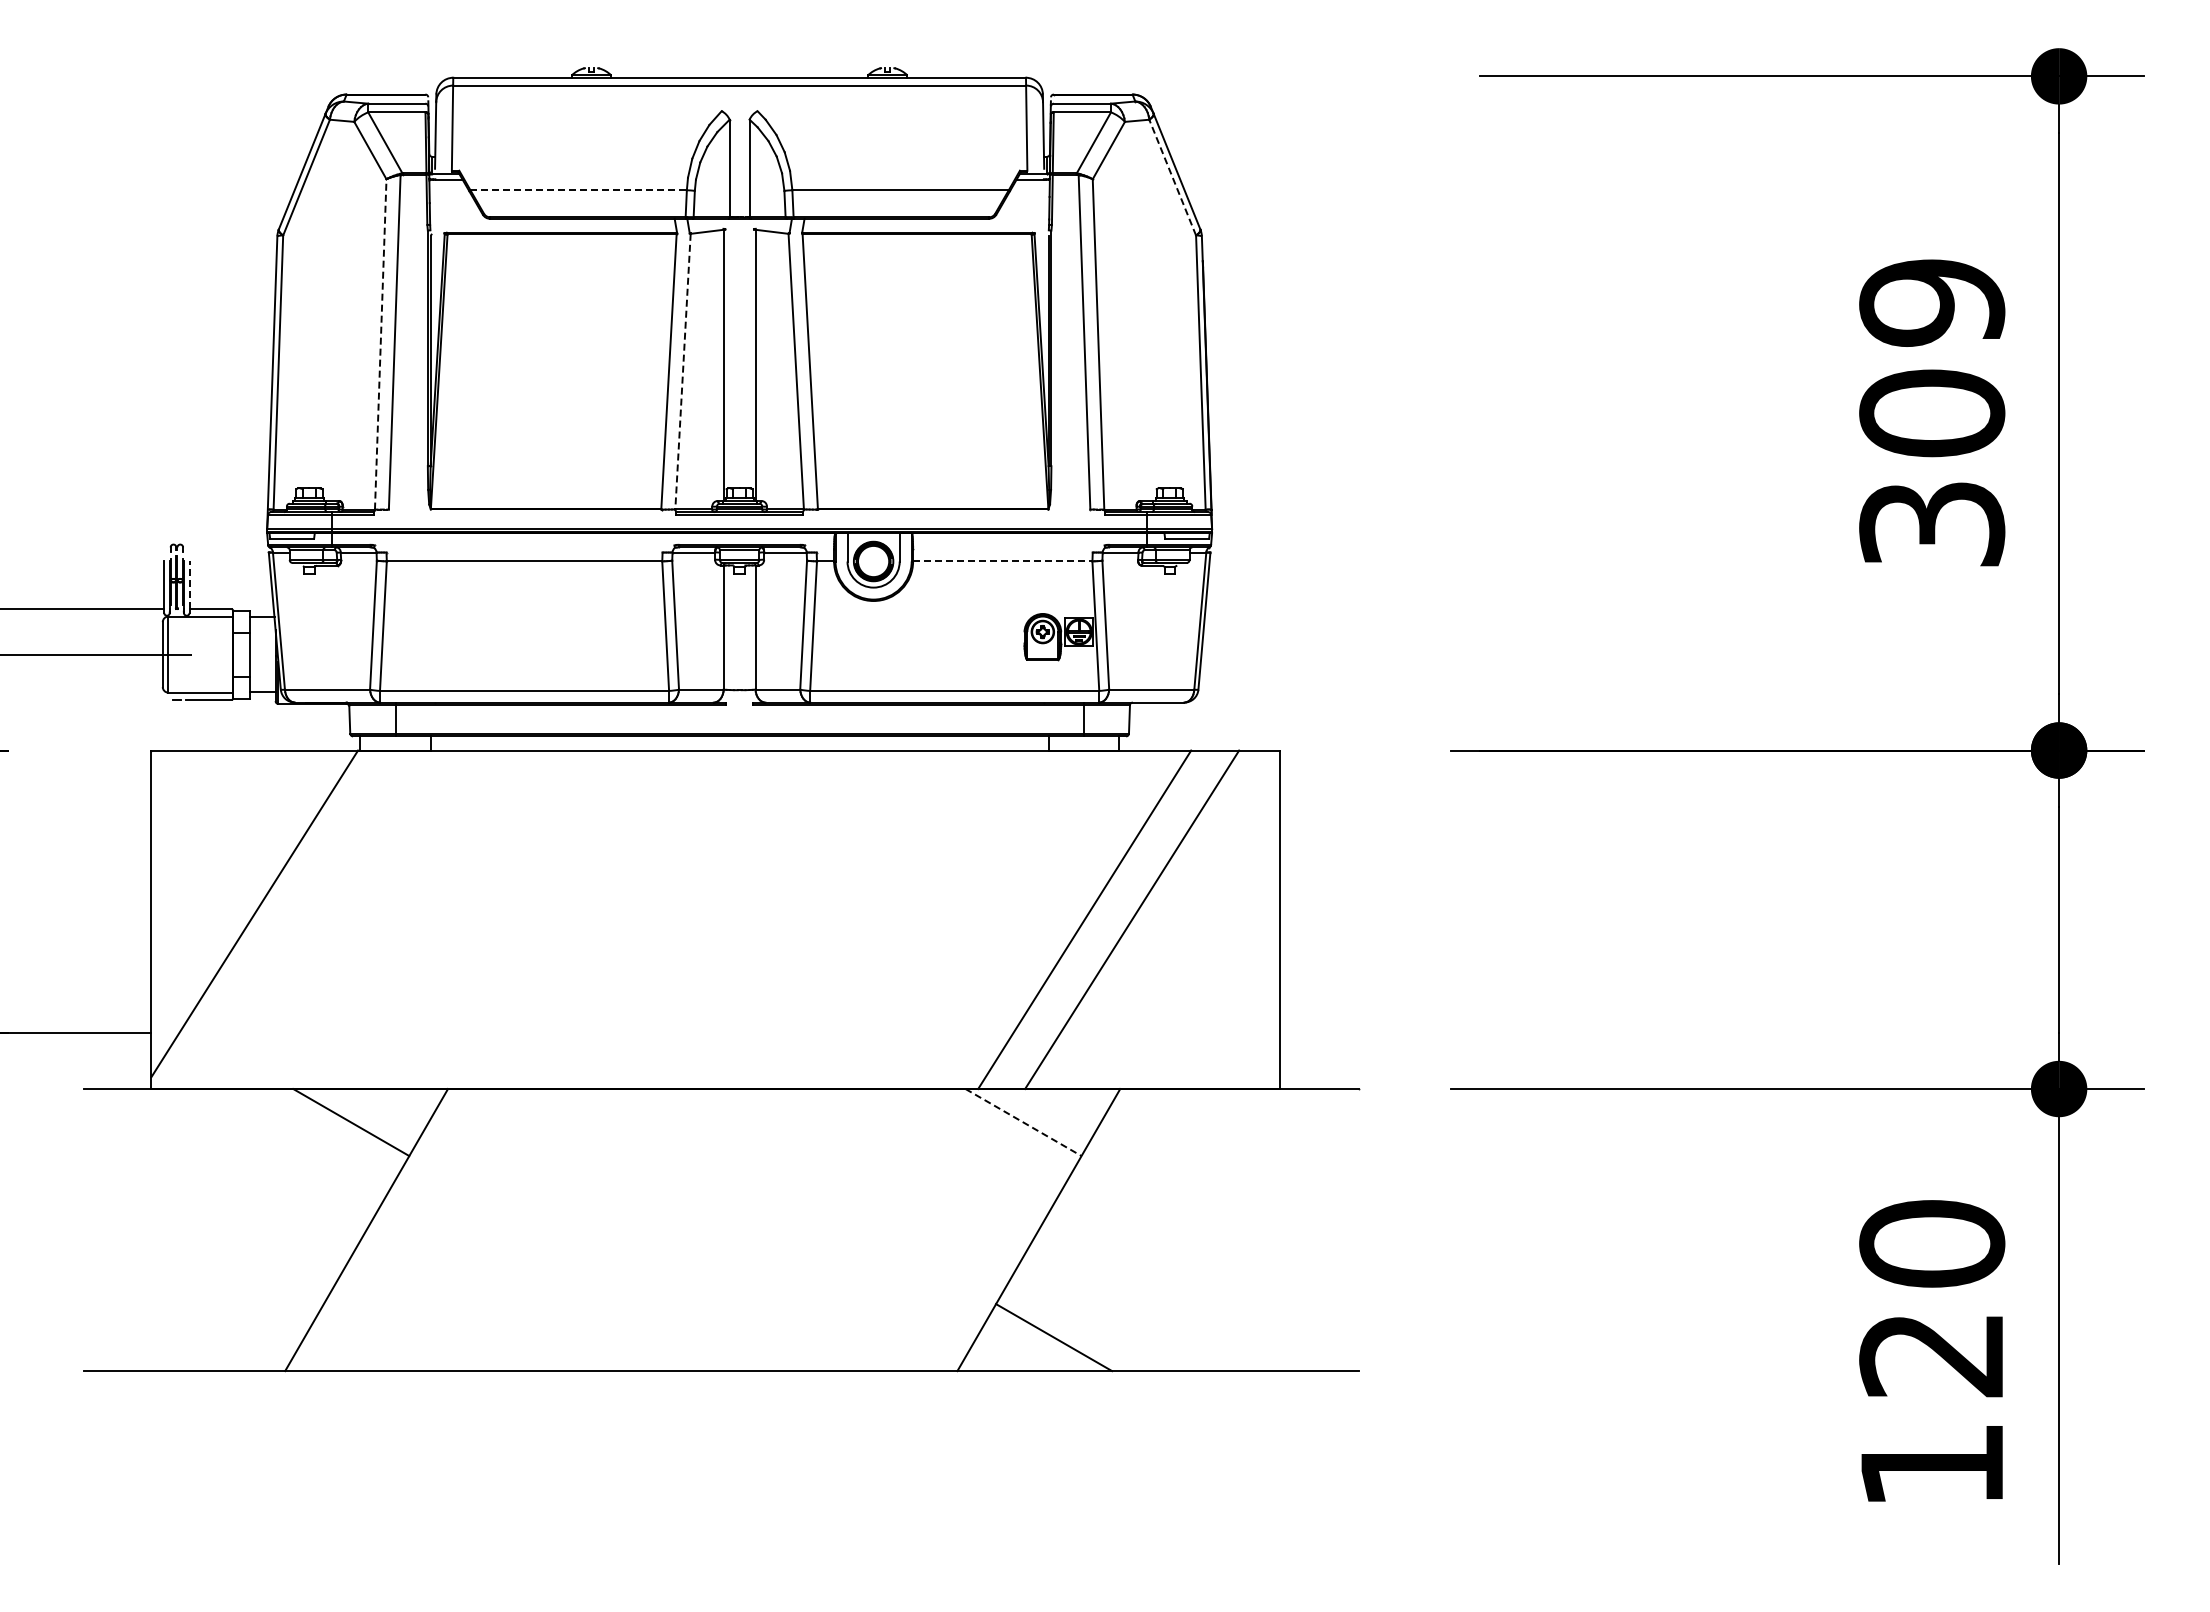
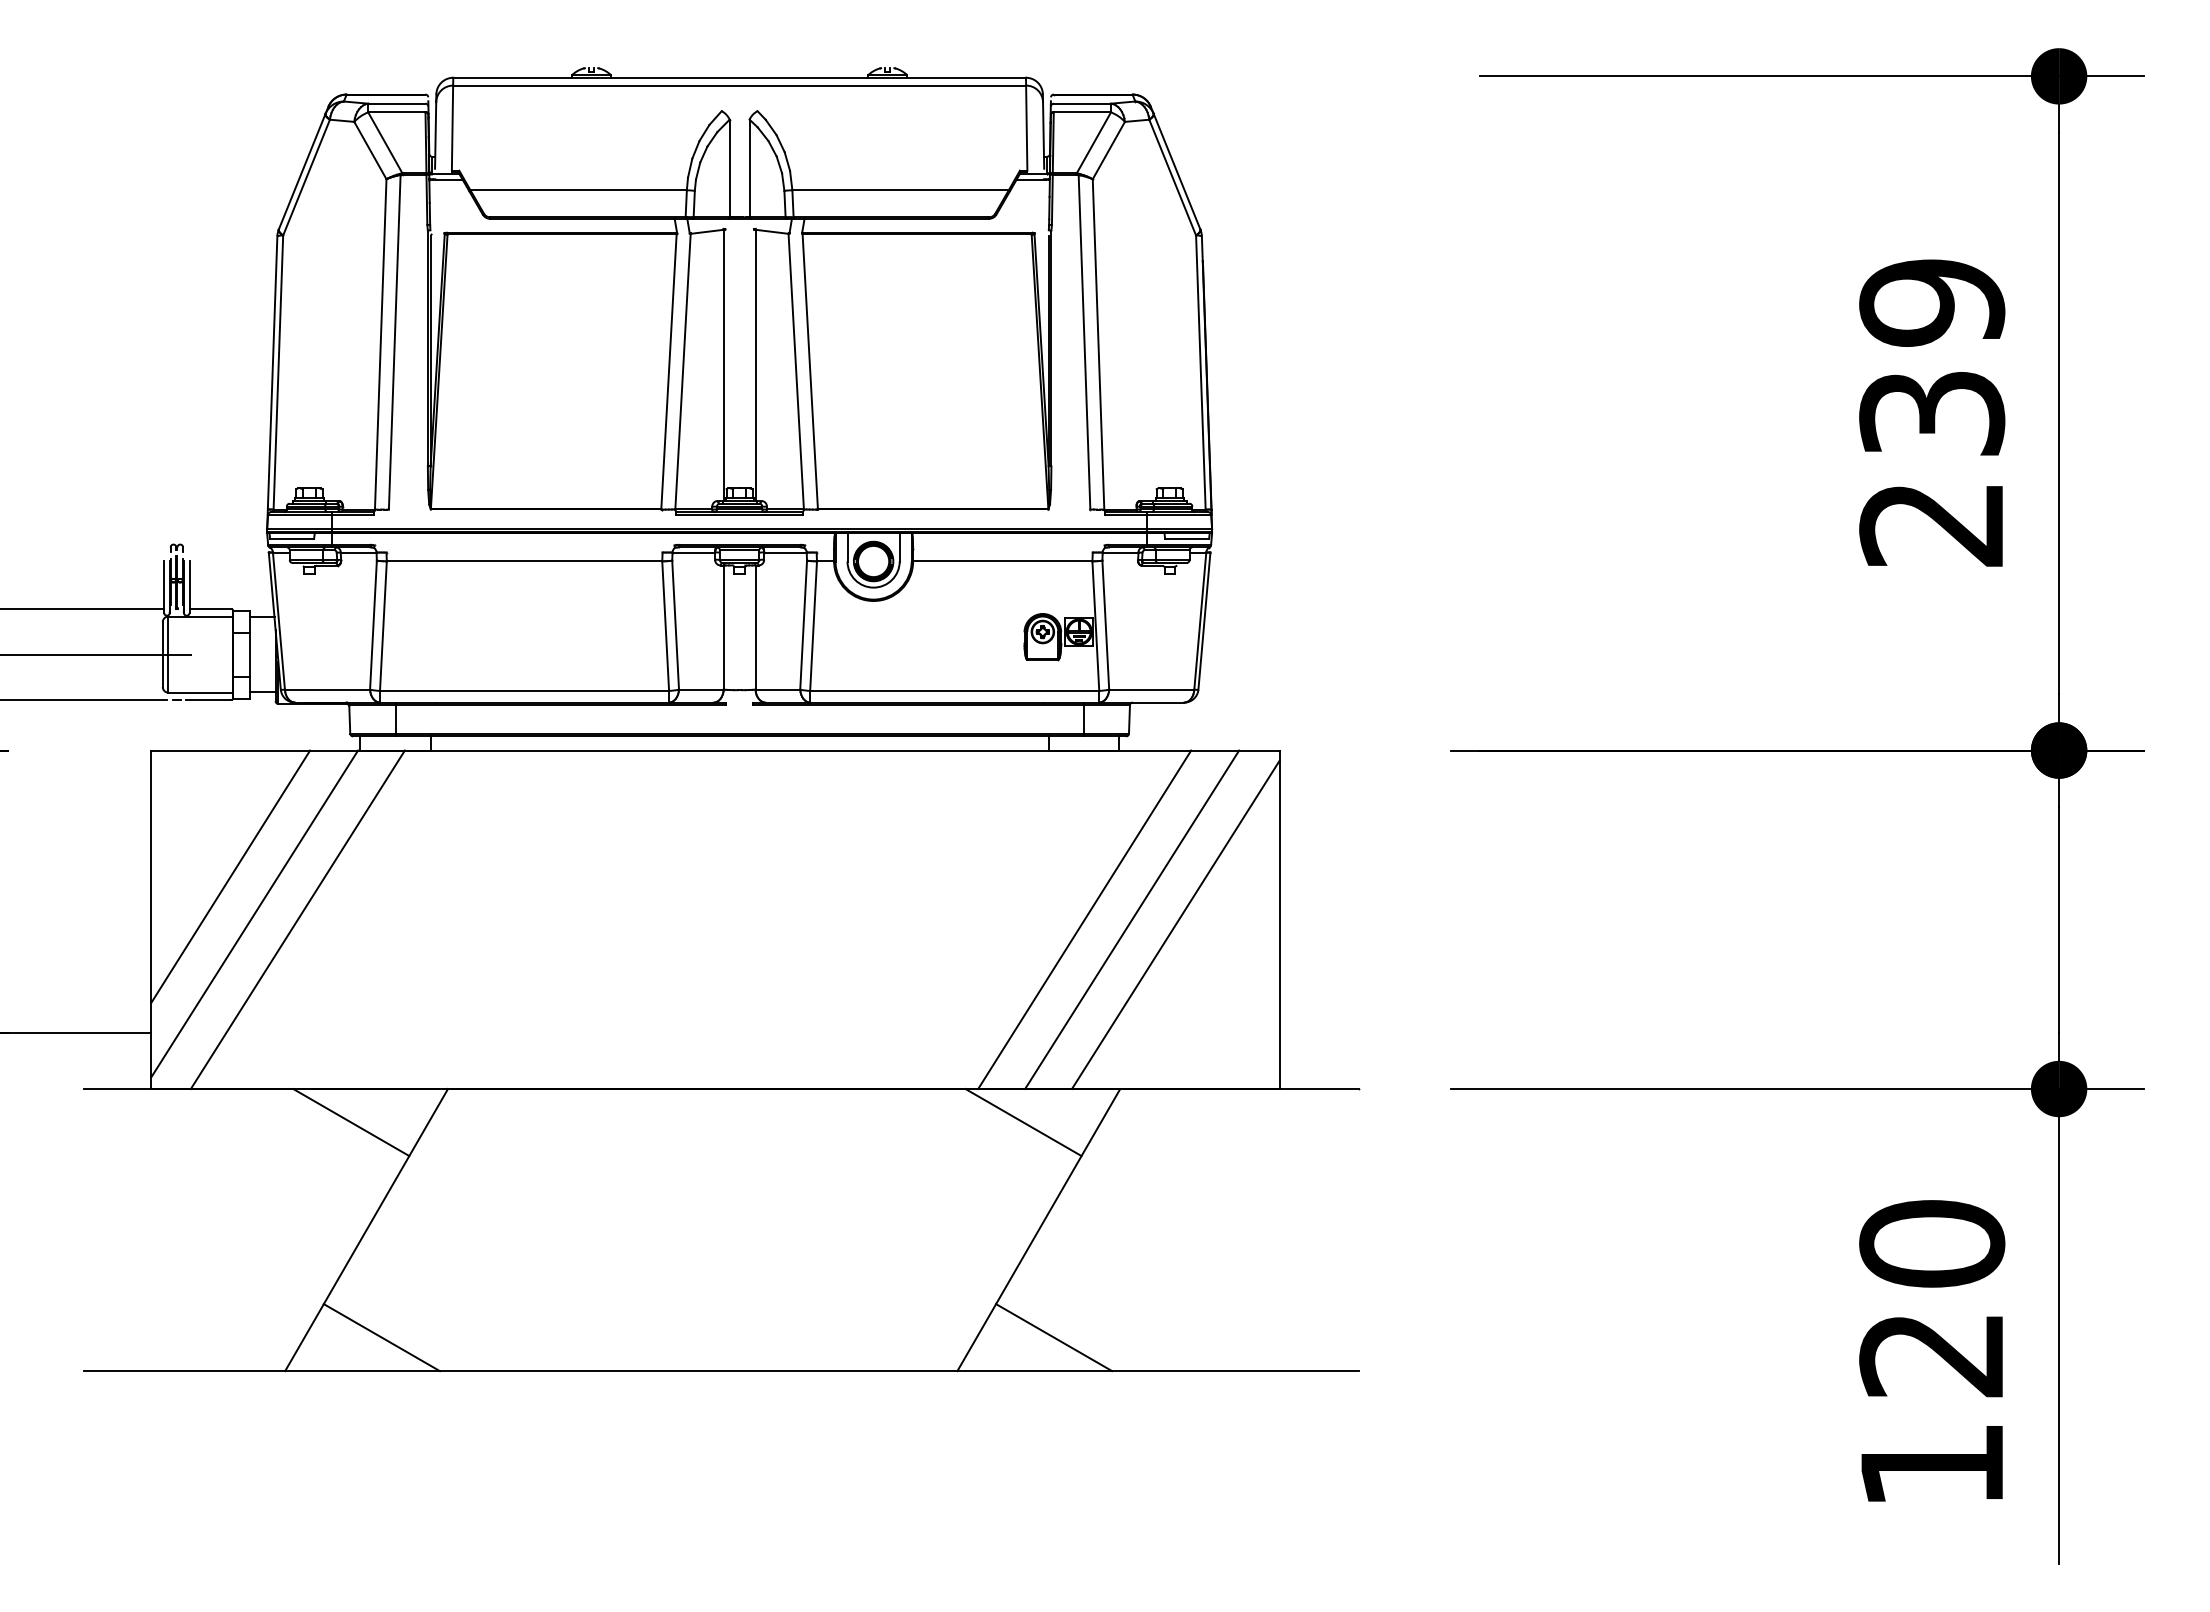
line: dashed -> solid (1172, 177)
line: dashed -> solid (579, 190)
line: dashed -> solid (380, 343)
line: dashed -> solid (682, 372)
text: 309 -> 239 (1932, 467)
line: dashed -> solid (1002, 561)
line: dashed -> solid (189, 584)
line: none -> present (84, 699)
line: none -> present (230, 876)
line: none -> present (297, 919)
line: none -> present (1175, 924)
line: dashed -> solid (1023, 1122)
line: none -> present (381, 1337)
